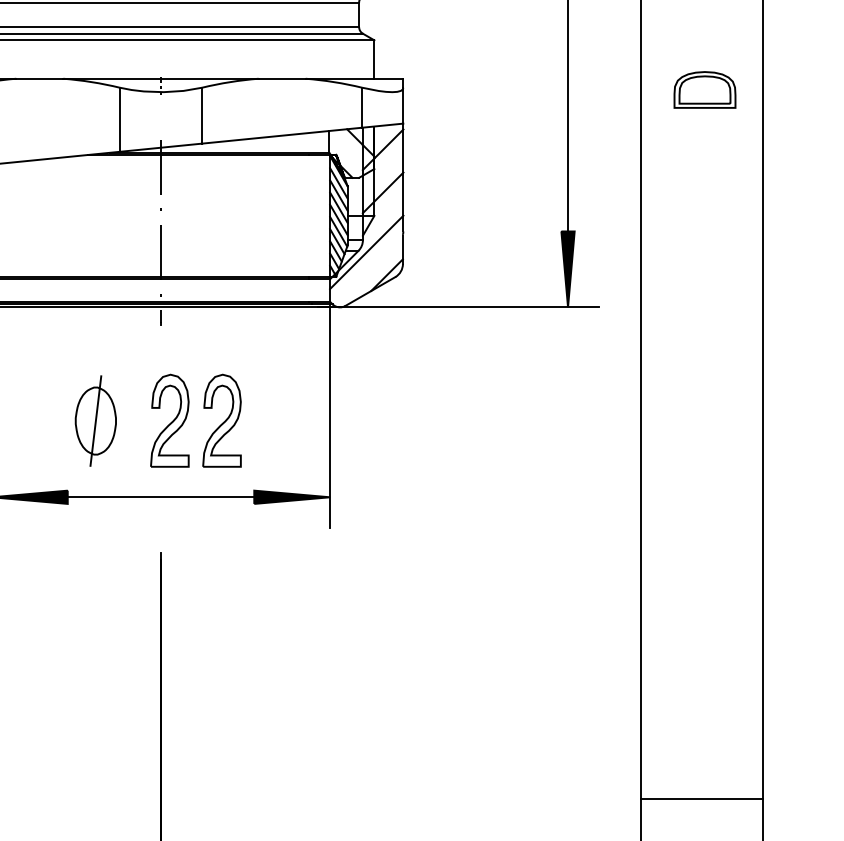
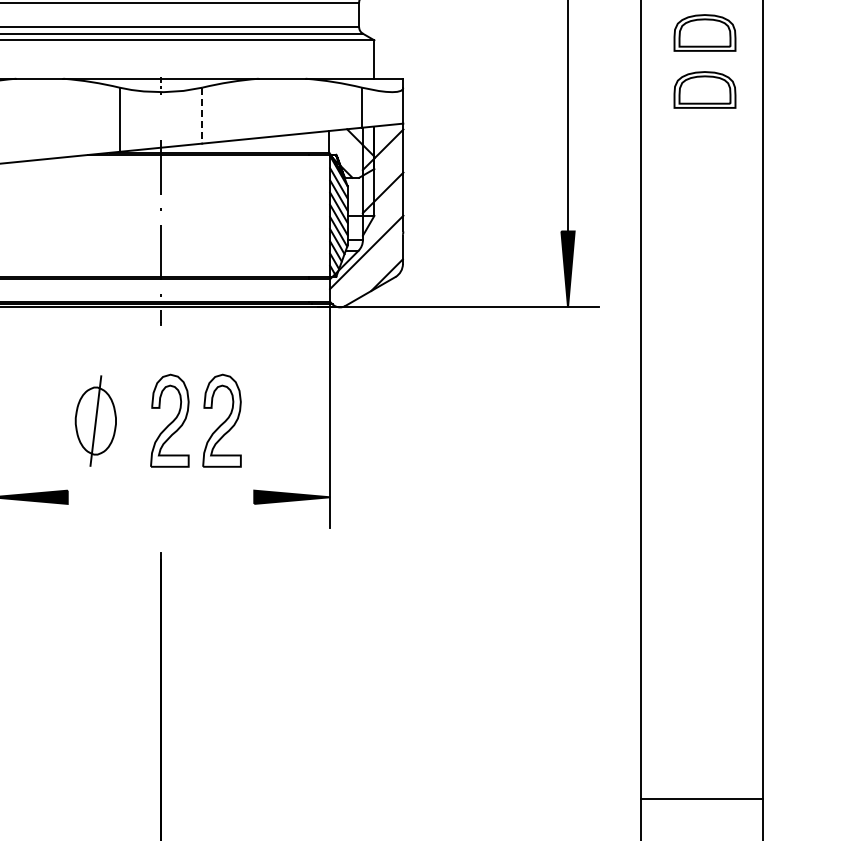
part: none -> present (704, 32)
line: solid -> dashed (202, 115)
line: present -> none (160, 497)
